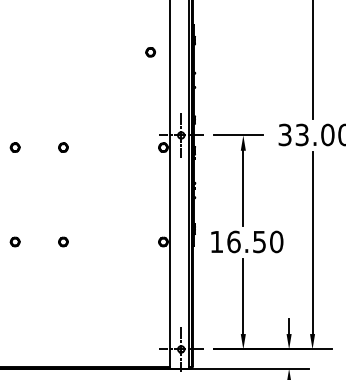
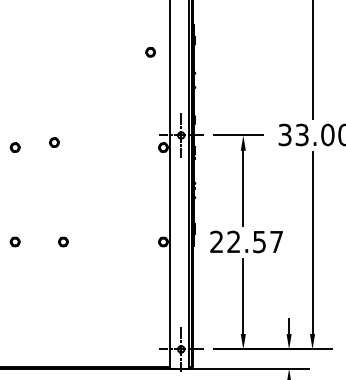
part position: (63, 147) -> (54, 142) (54, 142)
text: 16.50 -> 22.57 (246, 241)
